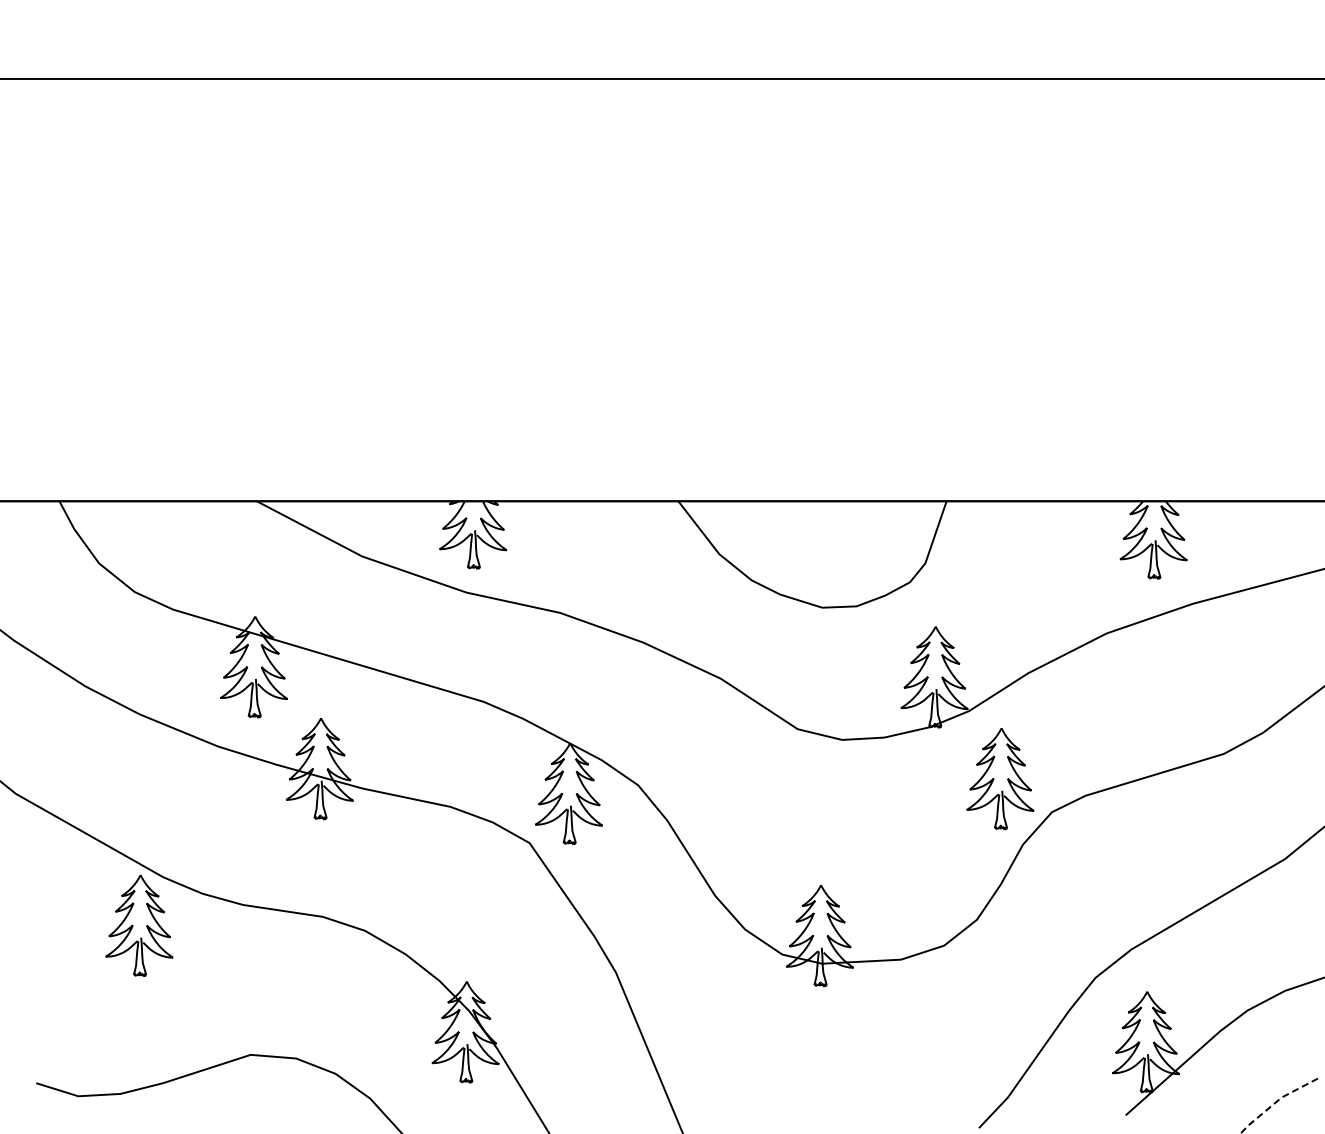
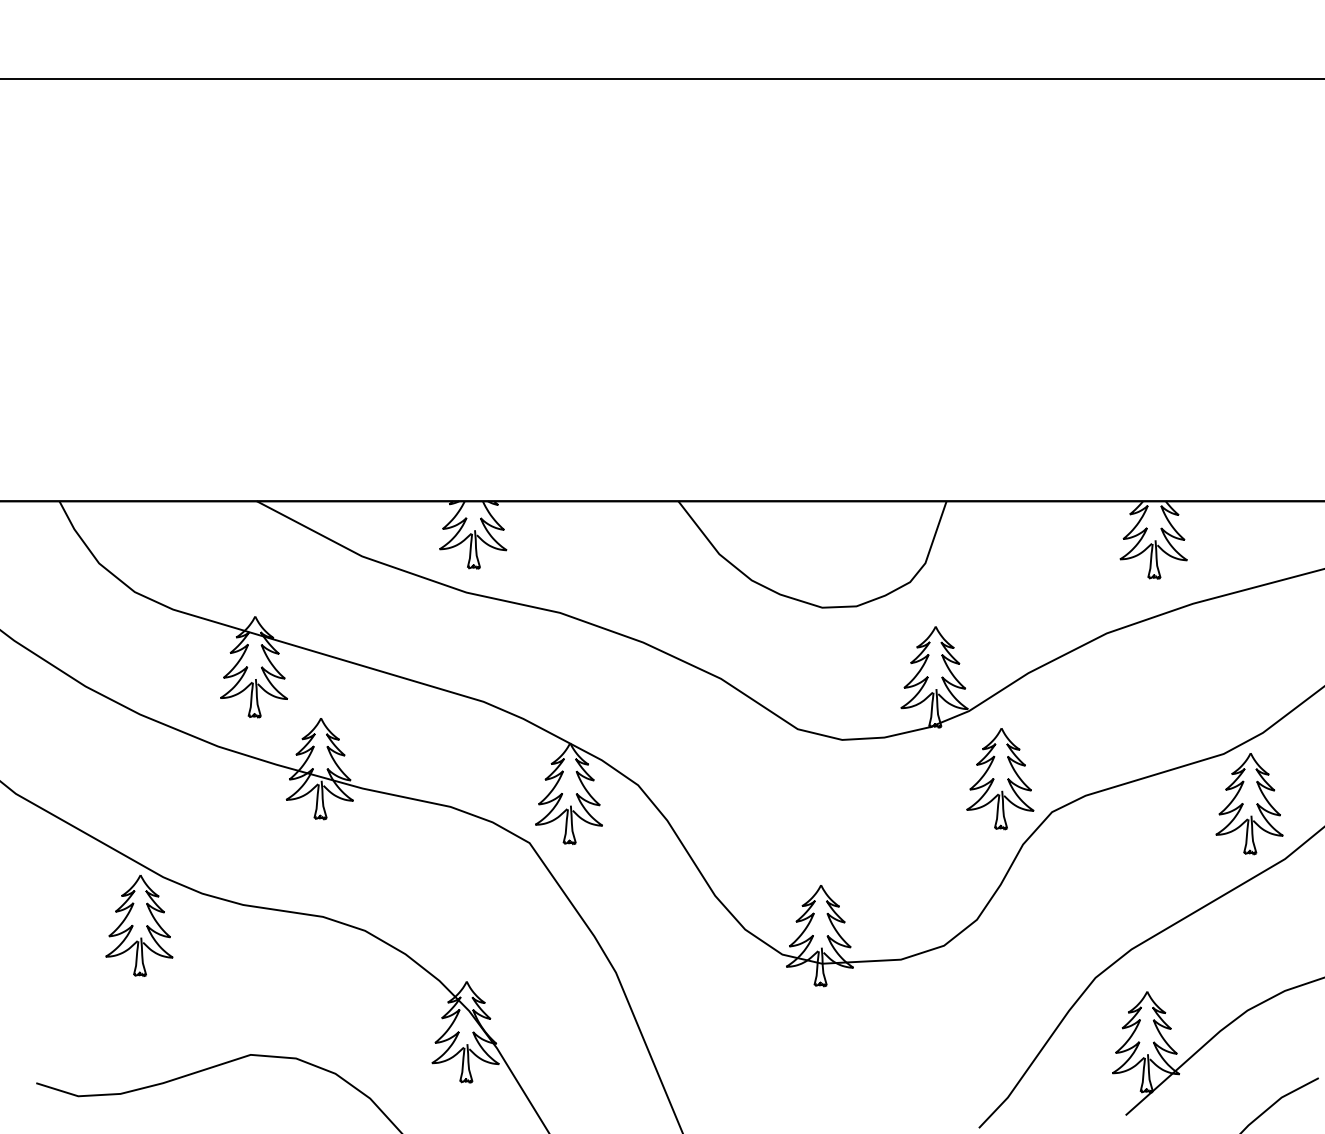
part: none -> present (1249, 804)
line: dashed -> solid (1276, 1101)
